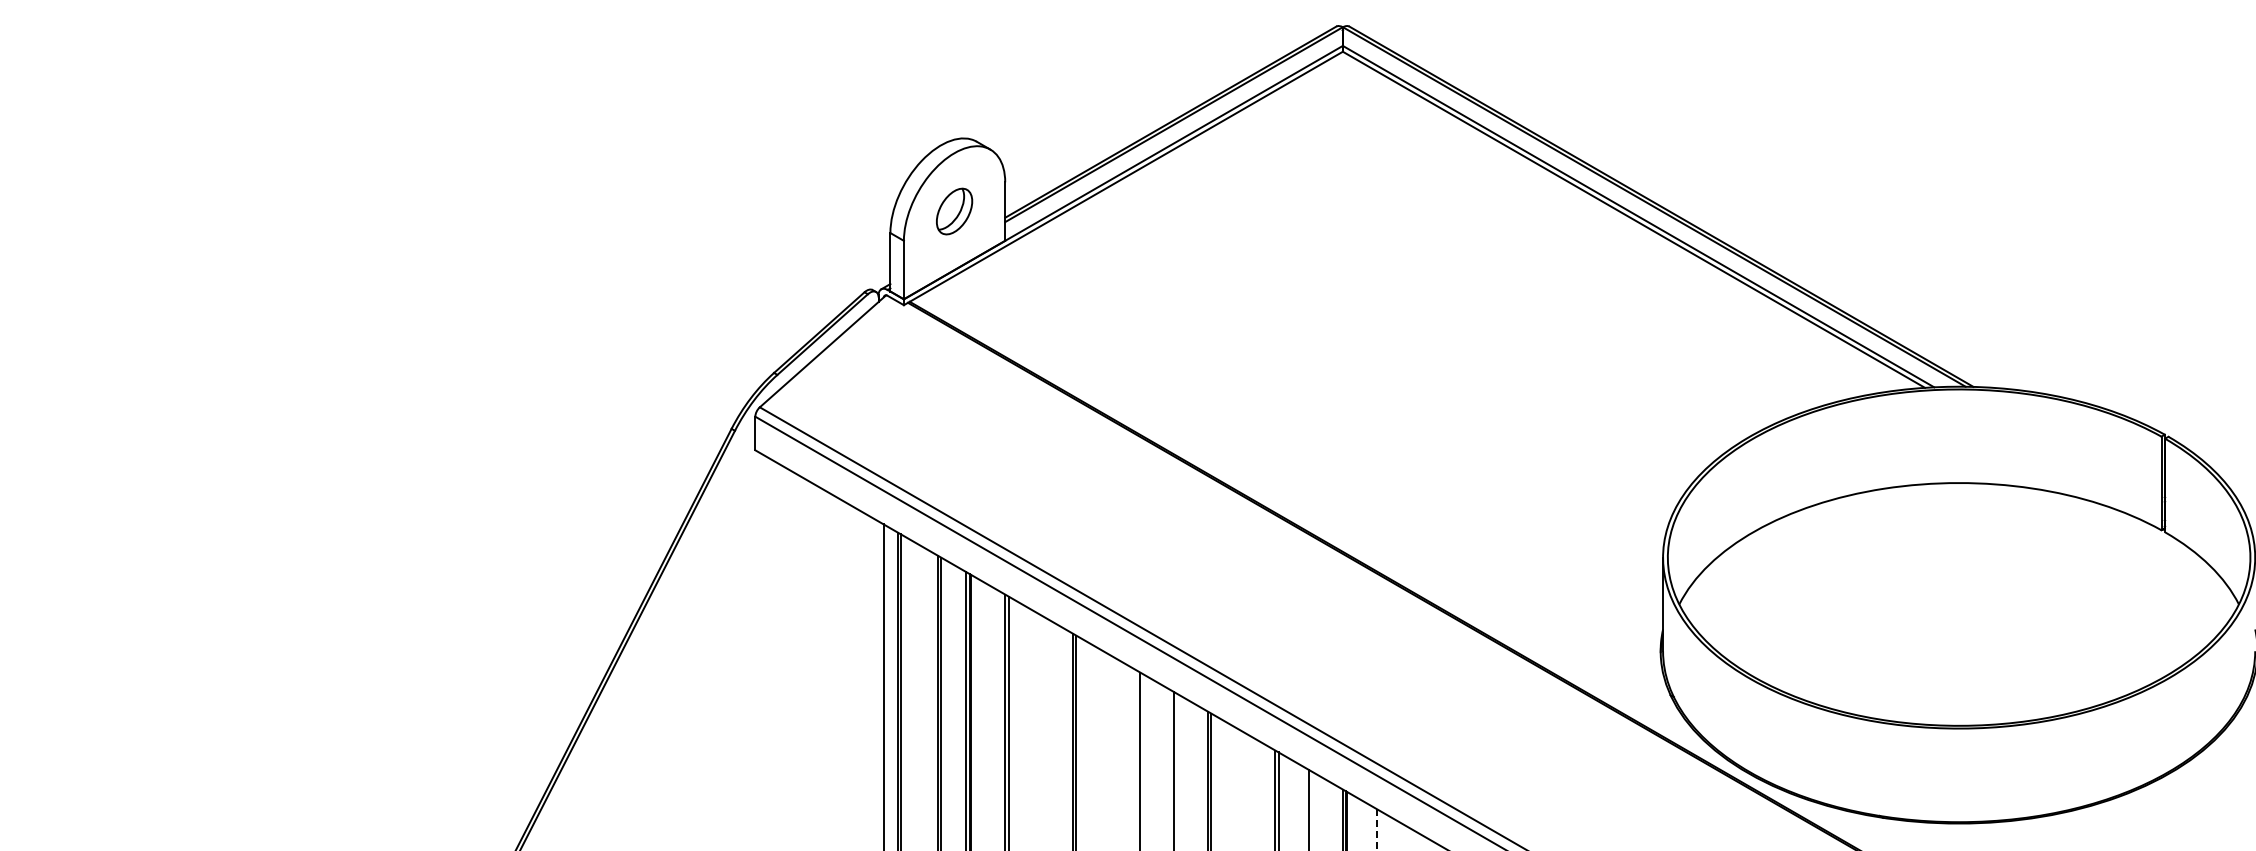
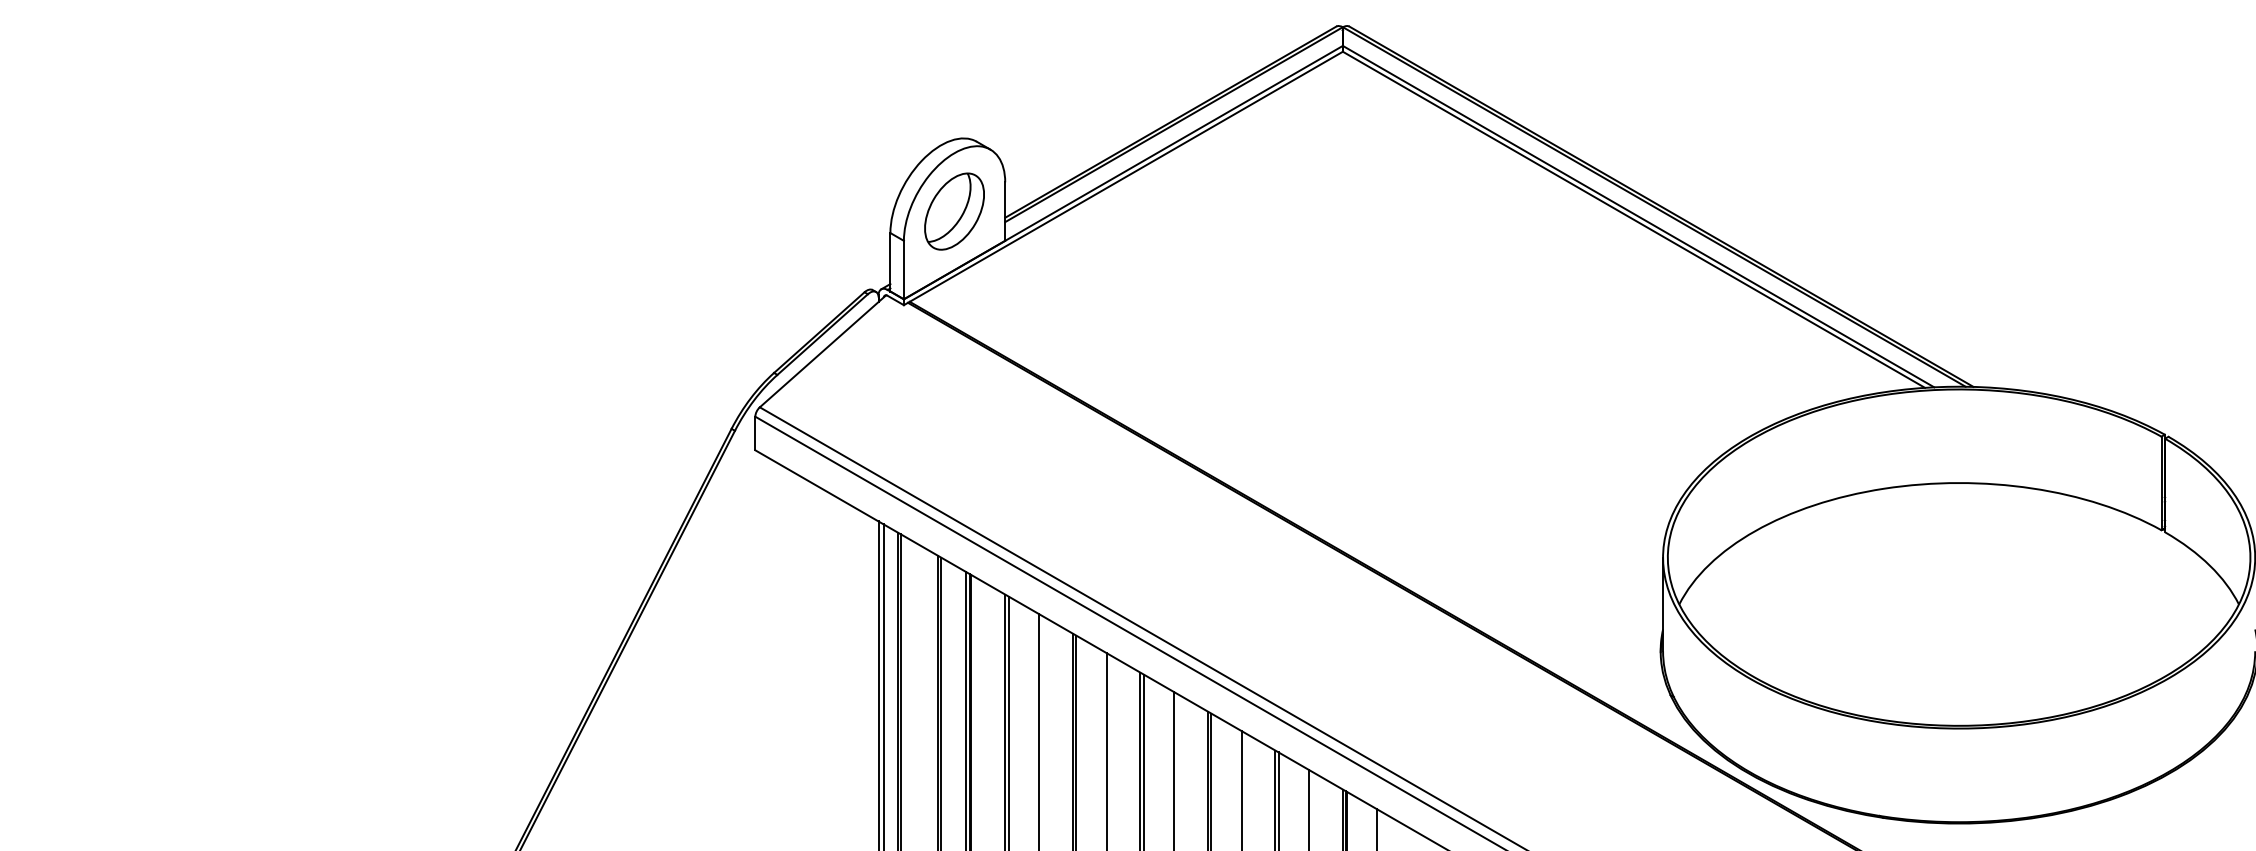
part size: 38x49 px -> 61x79 px (954, 211)
line: none -> present (878, 684)
line: none -> present (1038, 730)
line: none -> present (1106, 750)
line: none -> present (1143, 760)
line: none -> present (1241, 789)
line: dashed -> solid (1376, 830)
